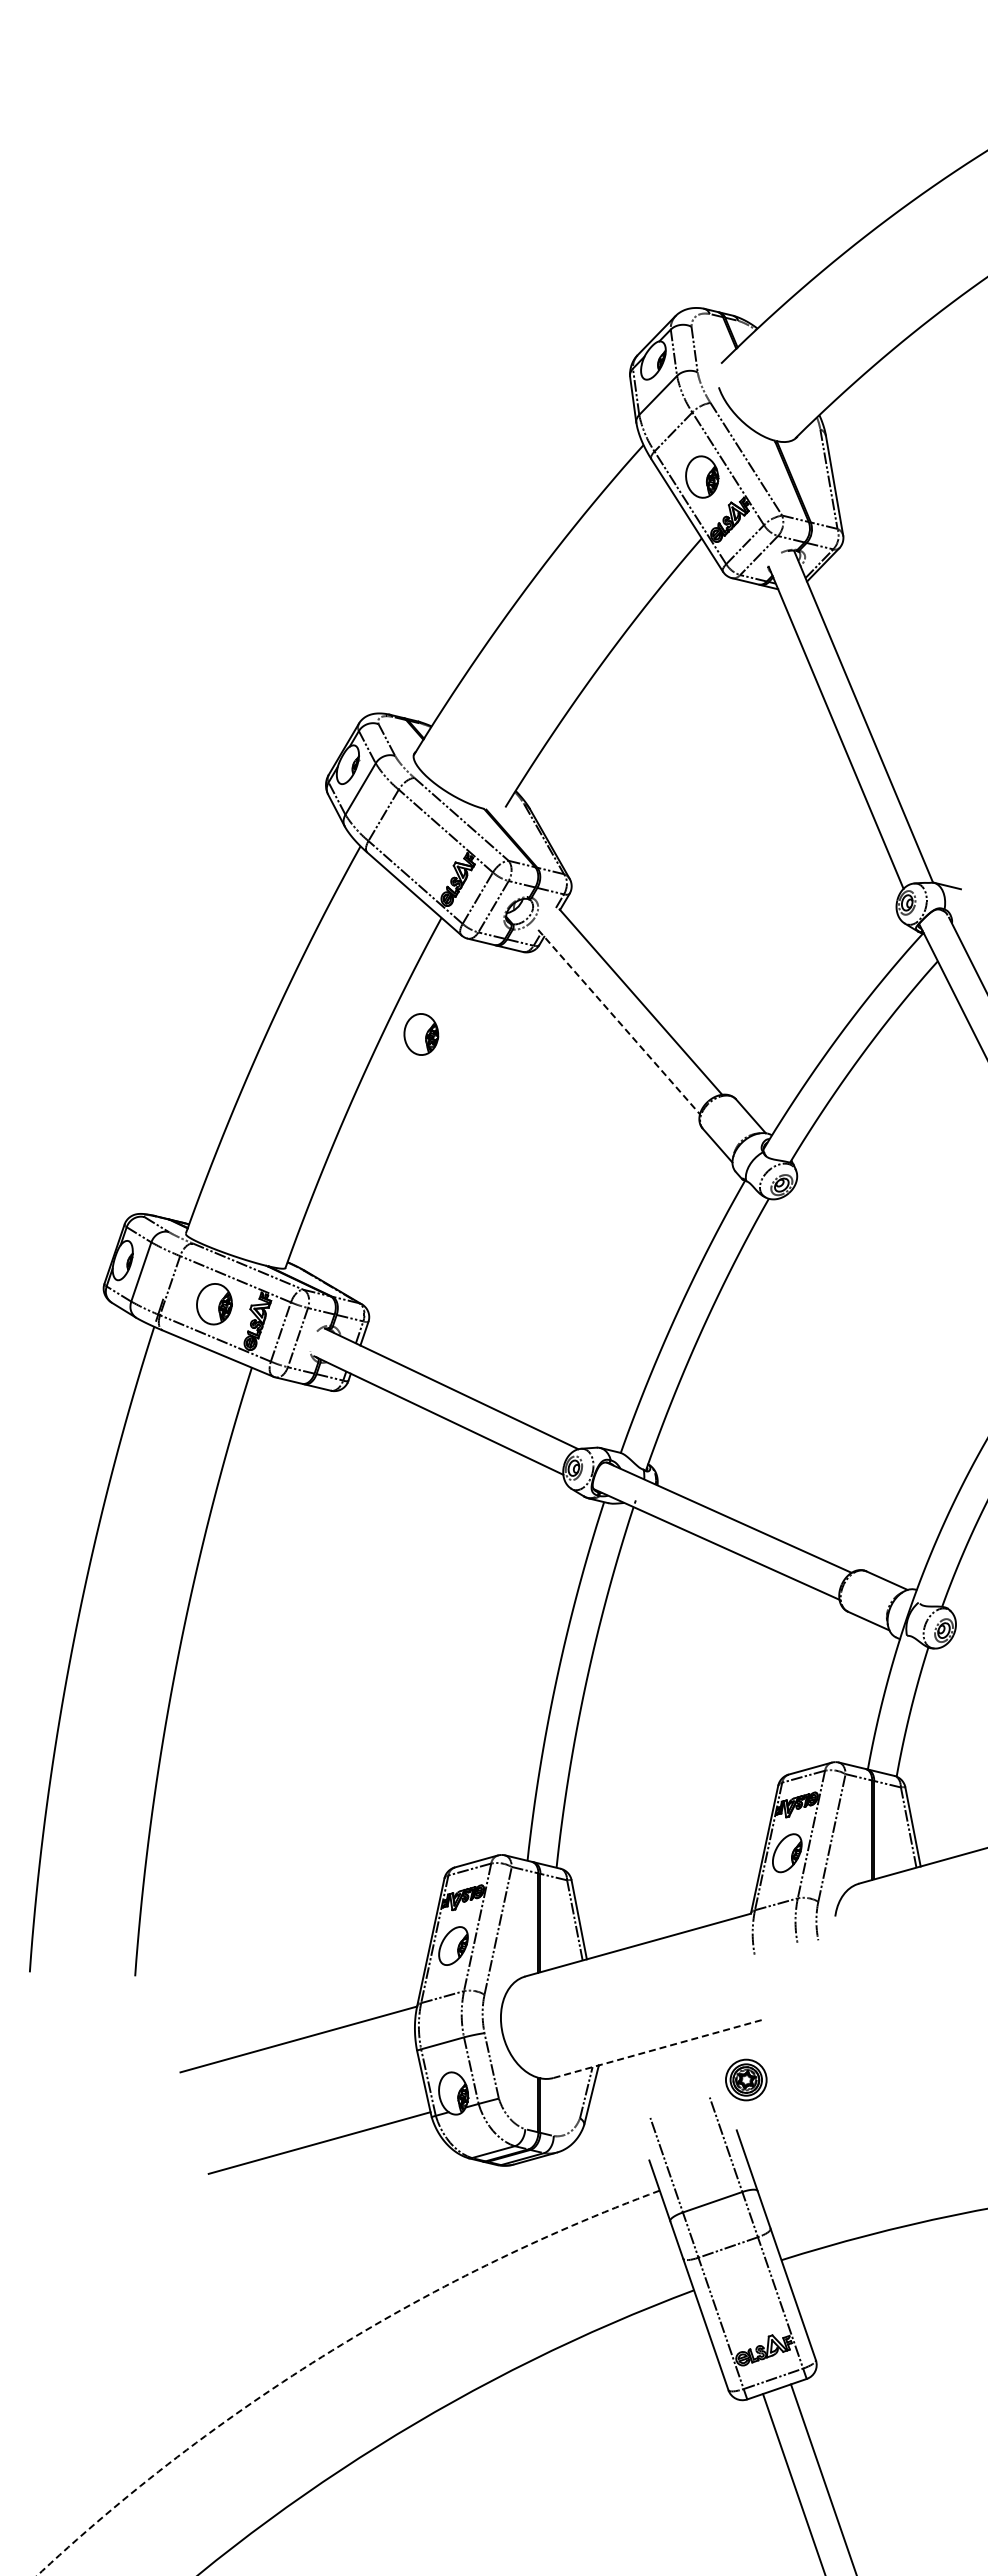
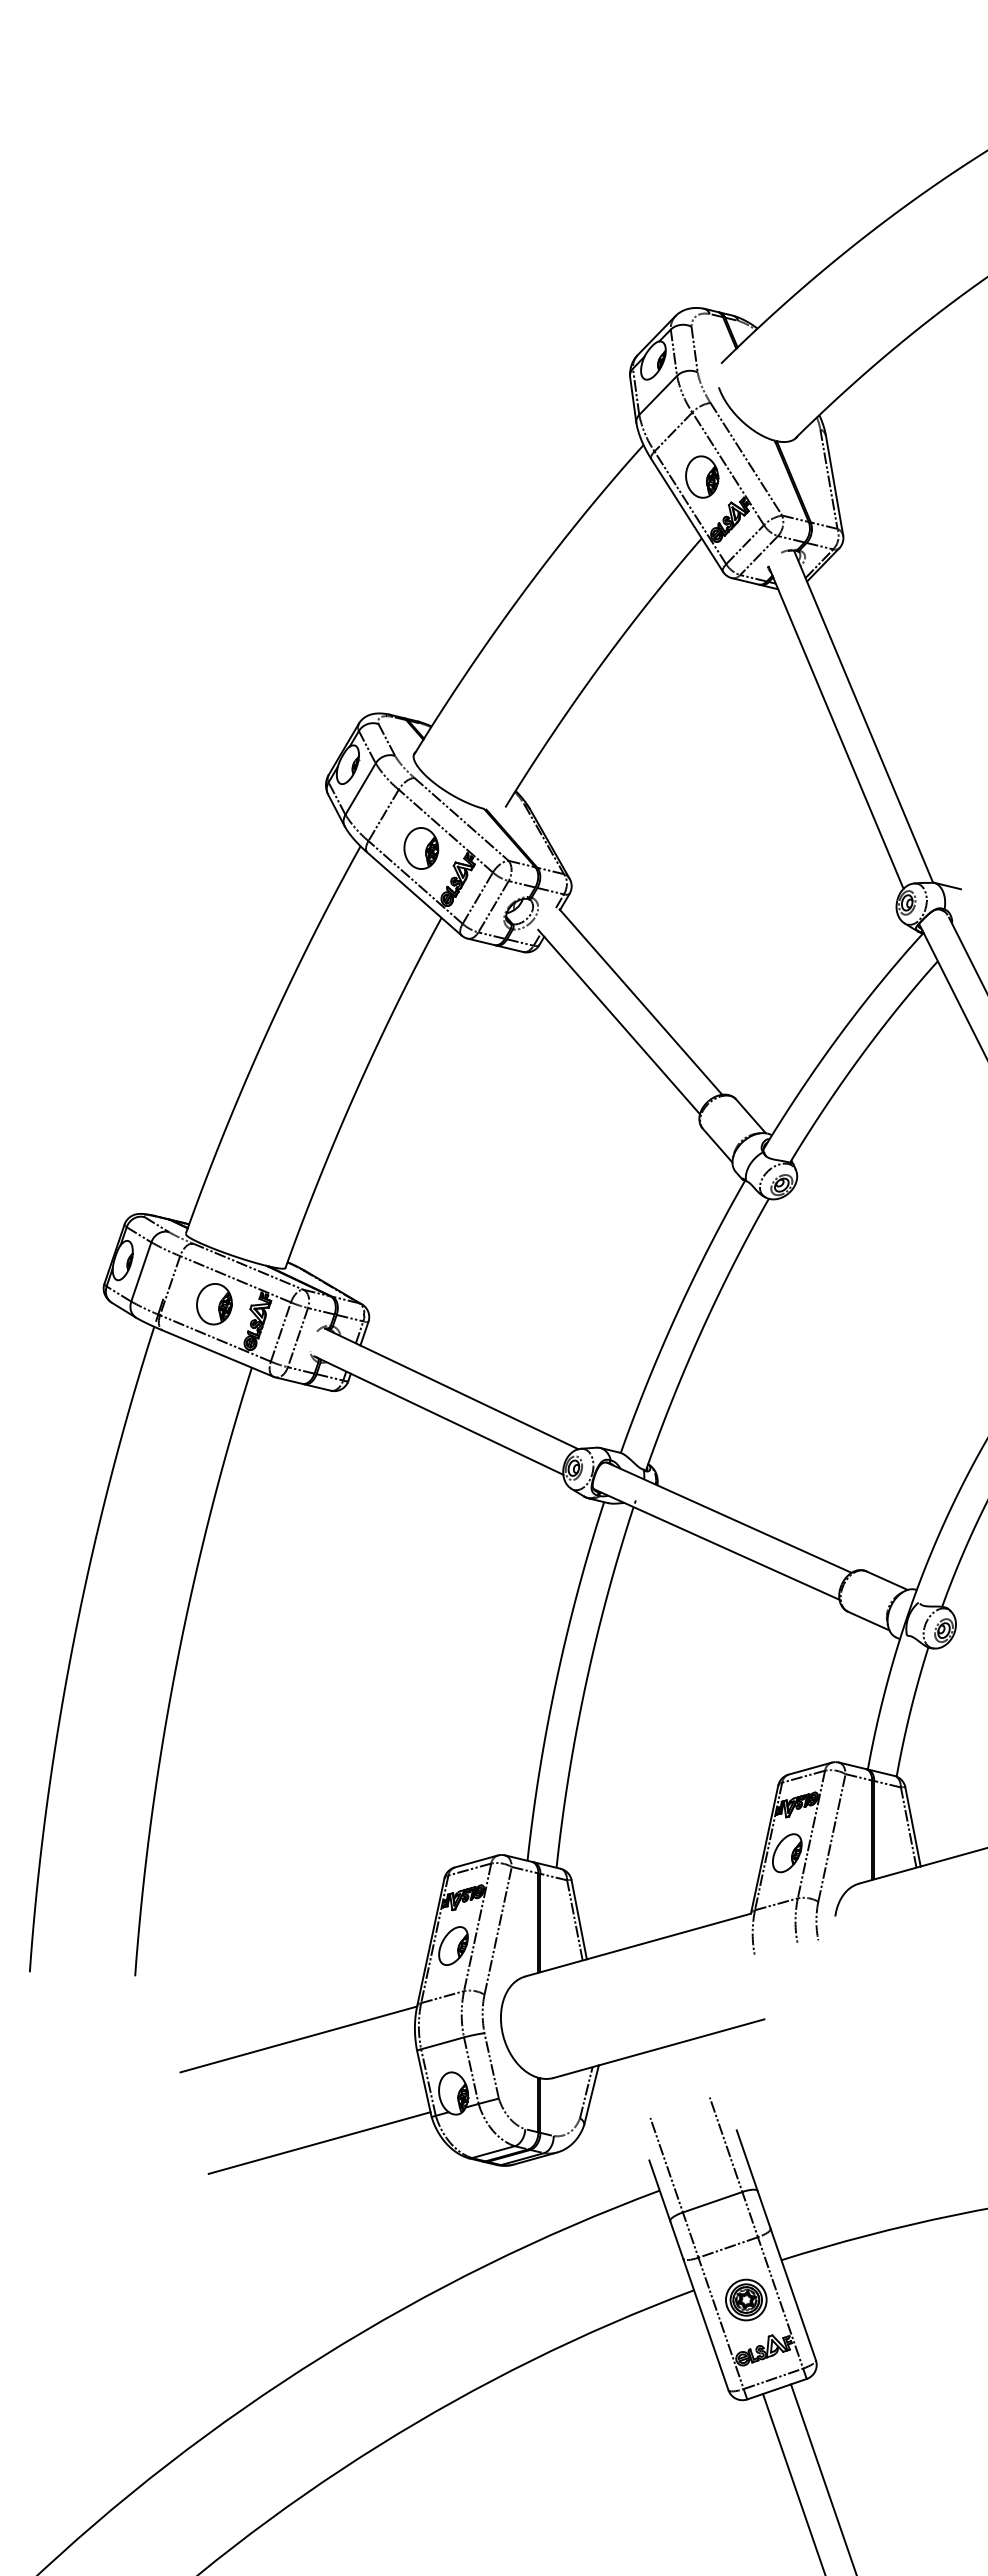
line: dashed -> solid (619, 1022)
part position: (421, 1034) -> (421, 848) (421, 848)
line: dashed -> solid (659, 2048)
part position: (746, 2079) -> (746, 2299) (746, 2299)
arc: dashed -> solid (328, 2352)
